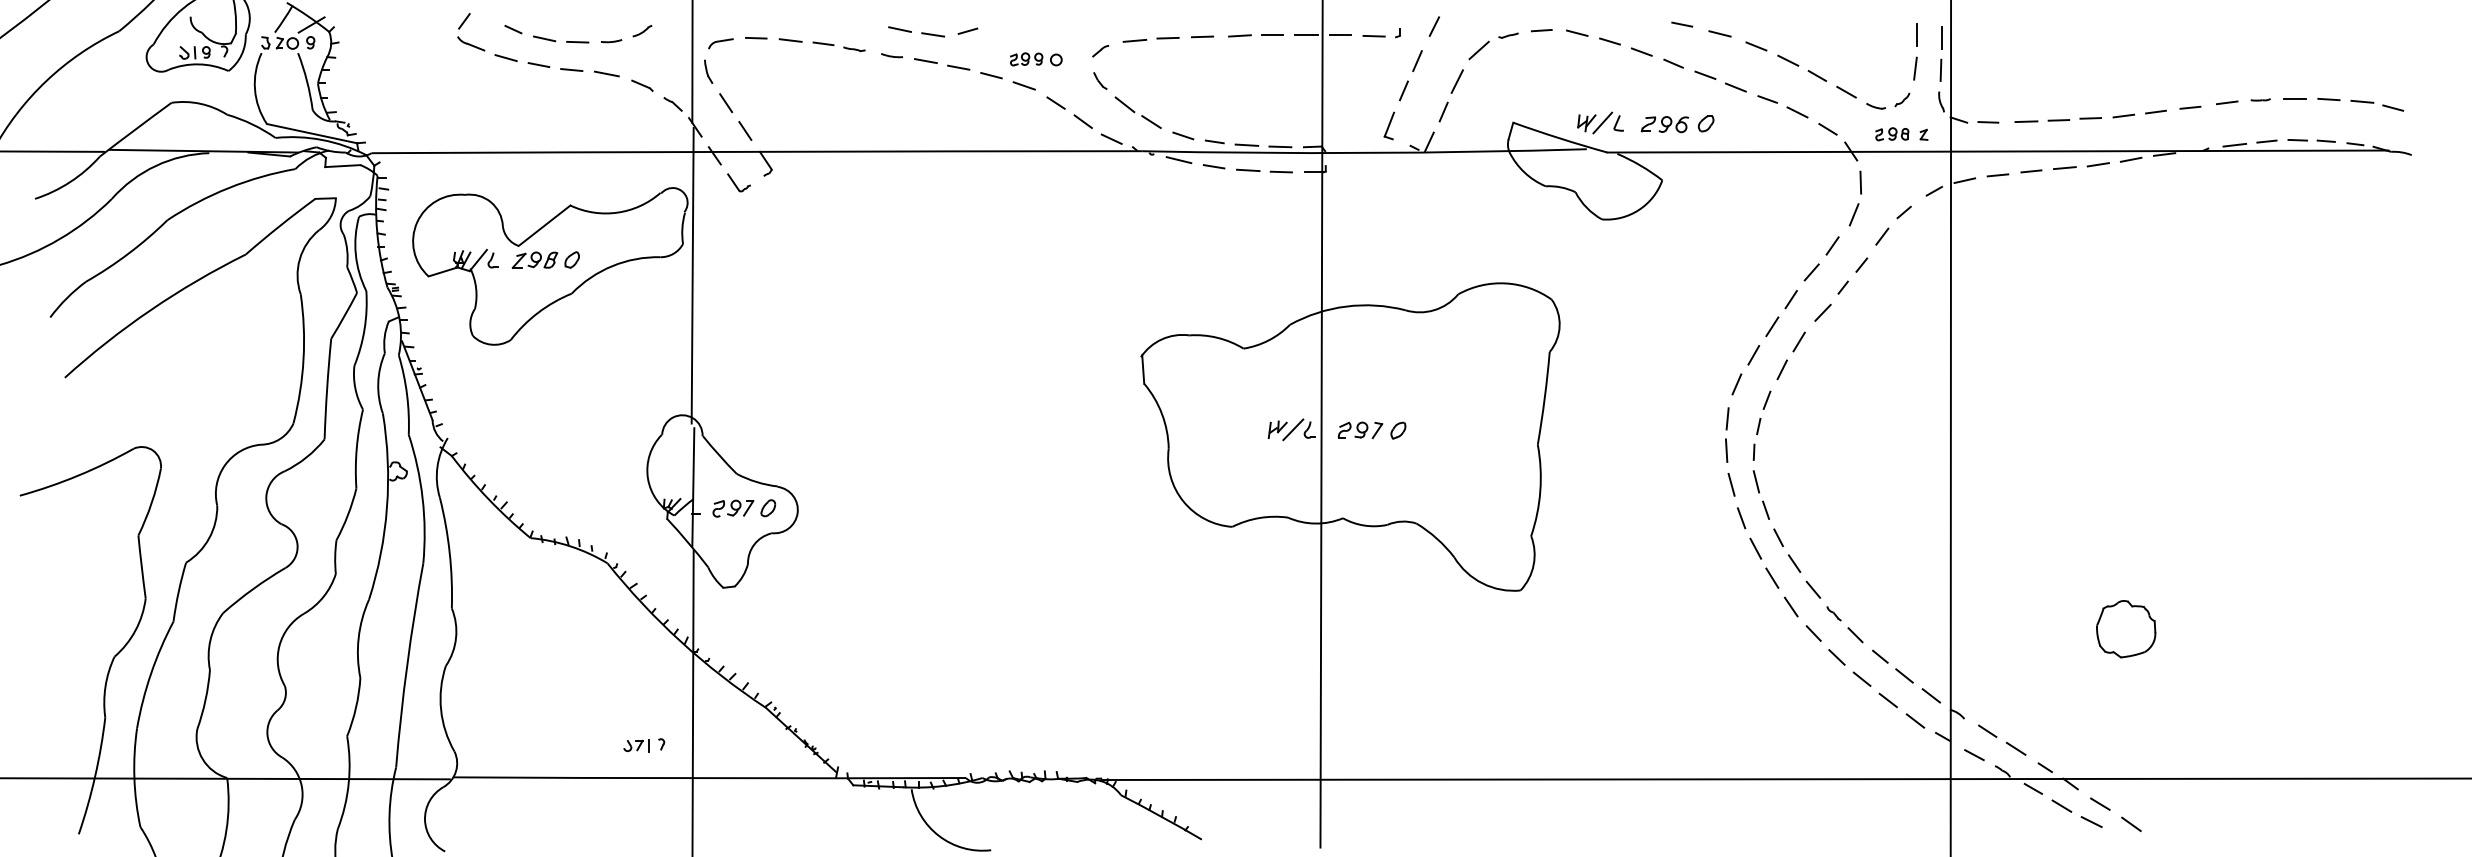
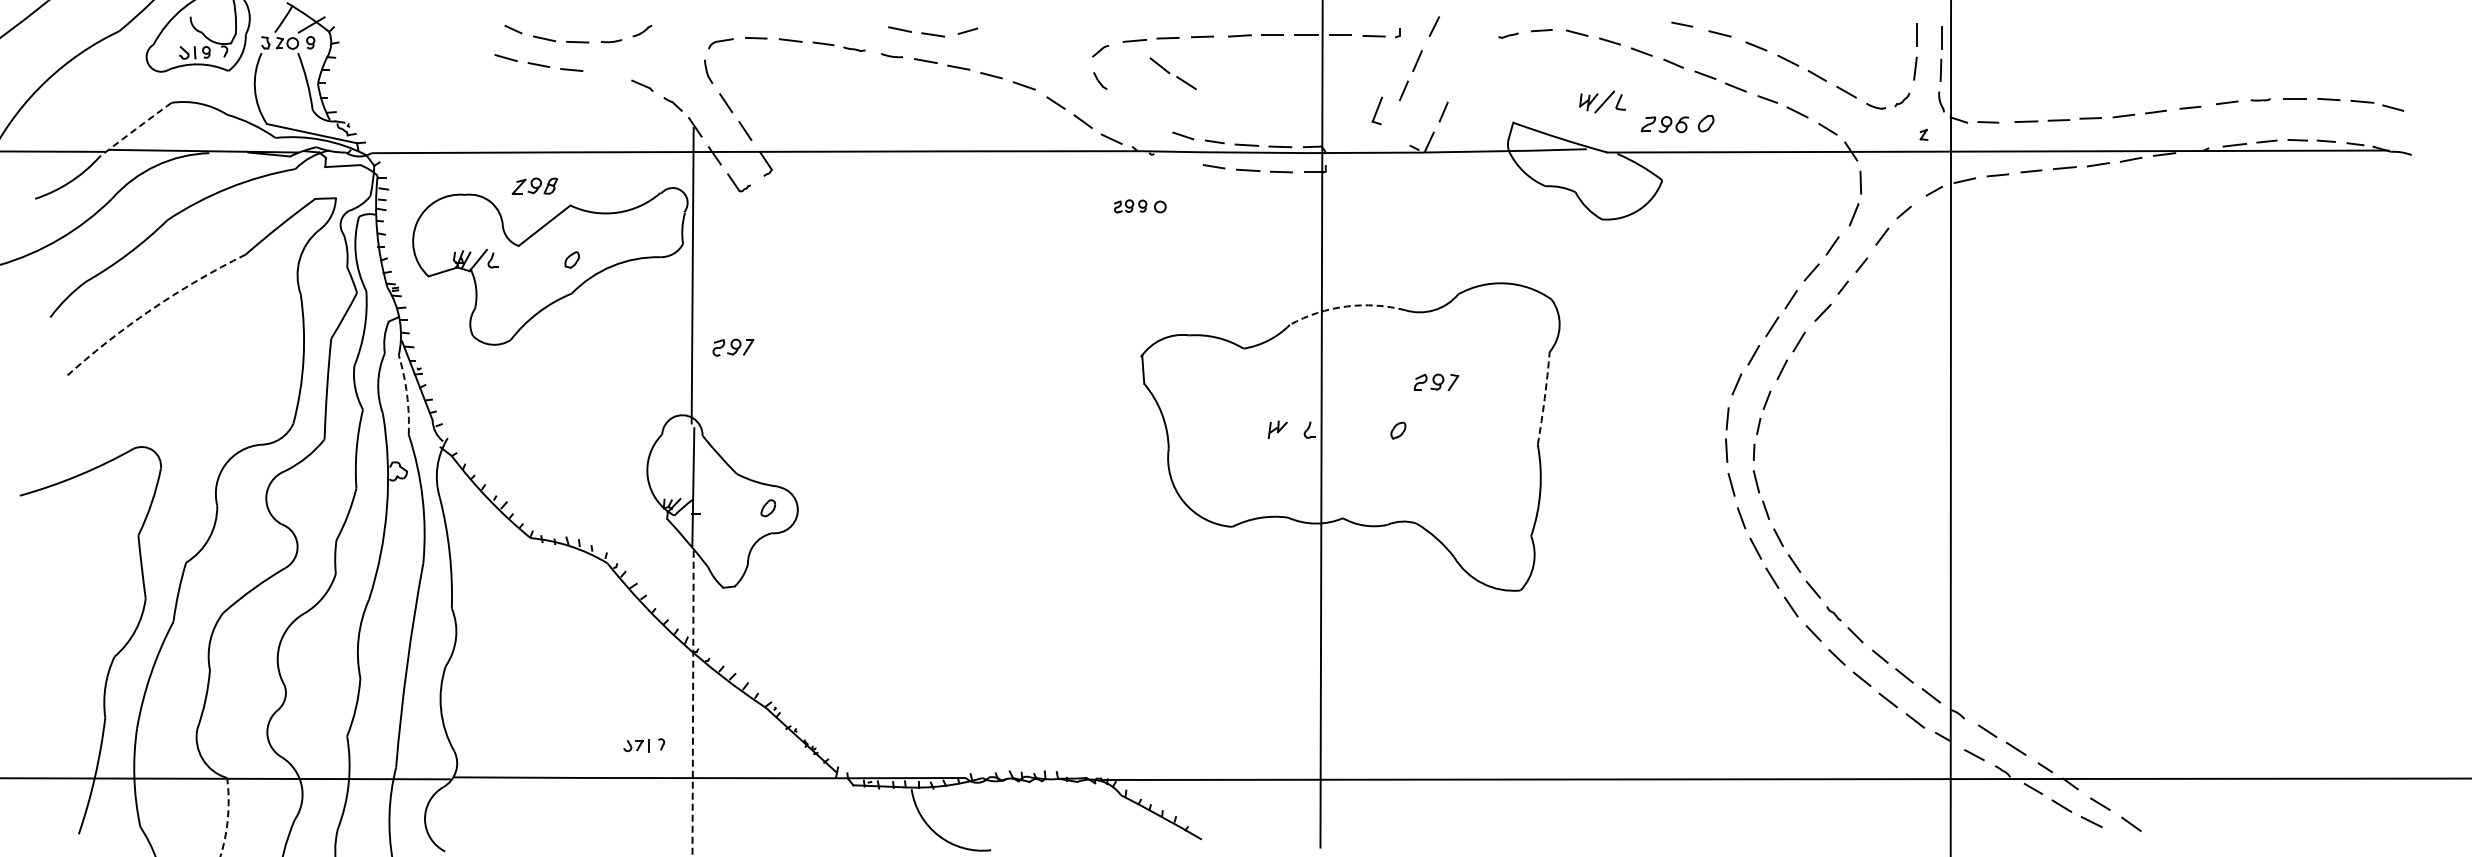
part: present -> none (467, 42)
line: present -> none (1478, 50)
part position: (1036, 59) -> (1140, 206) (1140, 206)
line: present -> none (692, 62)
line: present -> none (606, 73)
line: present -> none (1456, 81)
part position: (1137, 112) -> (1172, 73) (1172, 73)
part position: (1600, 122) -> (1602, 101) (1602, 101)
part position: (1388, 125) -> (1376, 110) (1376, 110)
arc: solid -> dashed (135, 129)
part: present -> none (1892, 134)
line: present -> none (1178, 160)
part position: (534, 259) -> (534, 185) (534, 185)
arc: solid -> dashed (1346, 306)
arc: solid -> dashed (151, 309)
arc: solid -> dashed (407, 394)
arc: solid -> dashed (1544, 398)
line: present -> none (1293, 429)
part position: (1360, 429) -> (1436, 381) (1436, 381)
part position: (733, 508) -> (733, 347) (733, 347)
part: present -> none (2126, 629)
line: solid -> dashed (693, 703)
arc: solid -> dashed (228, 817)
